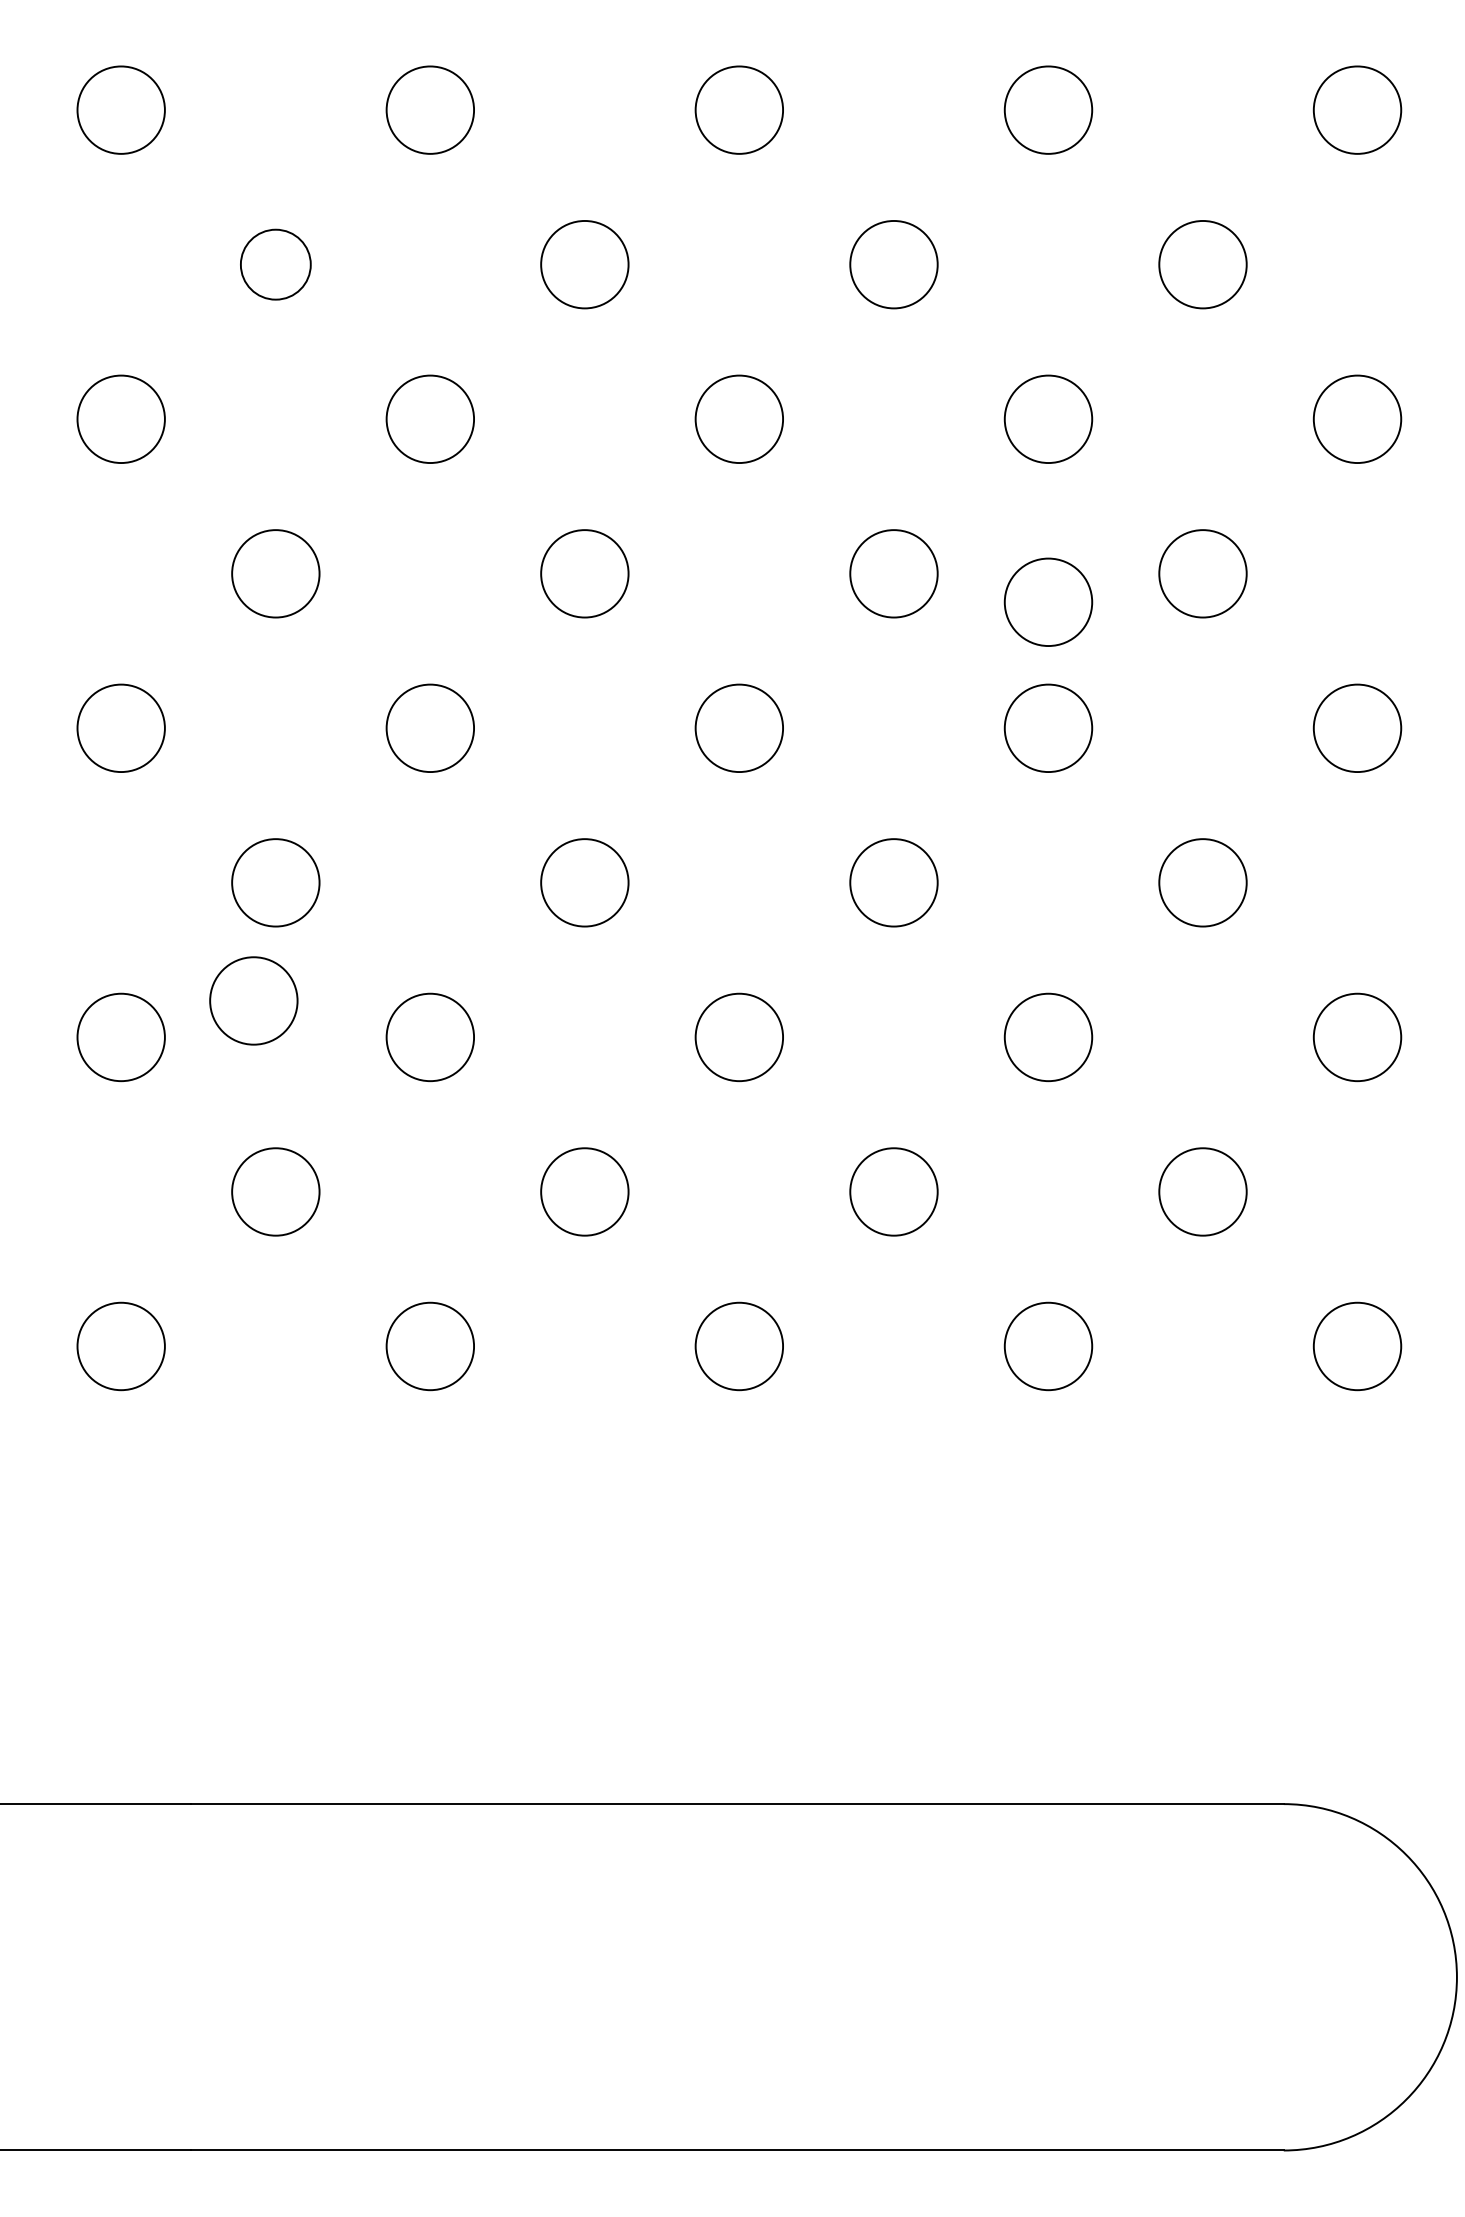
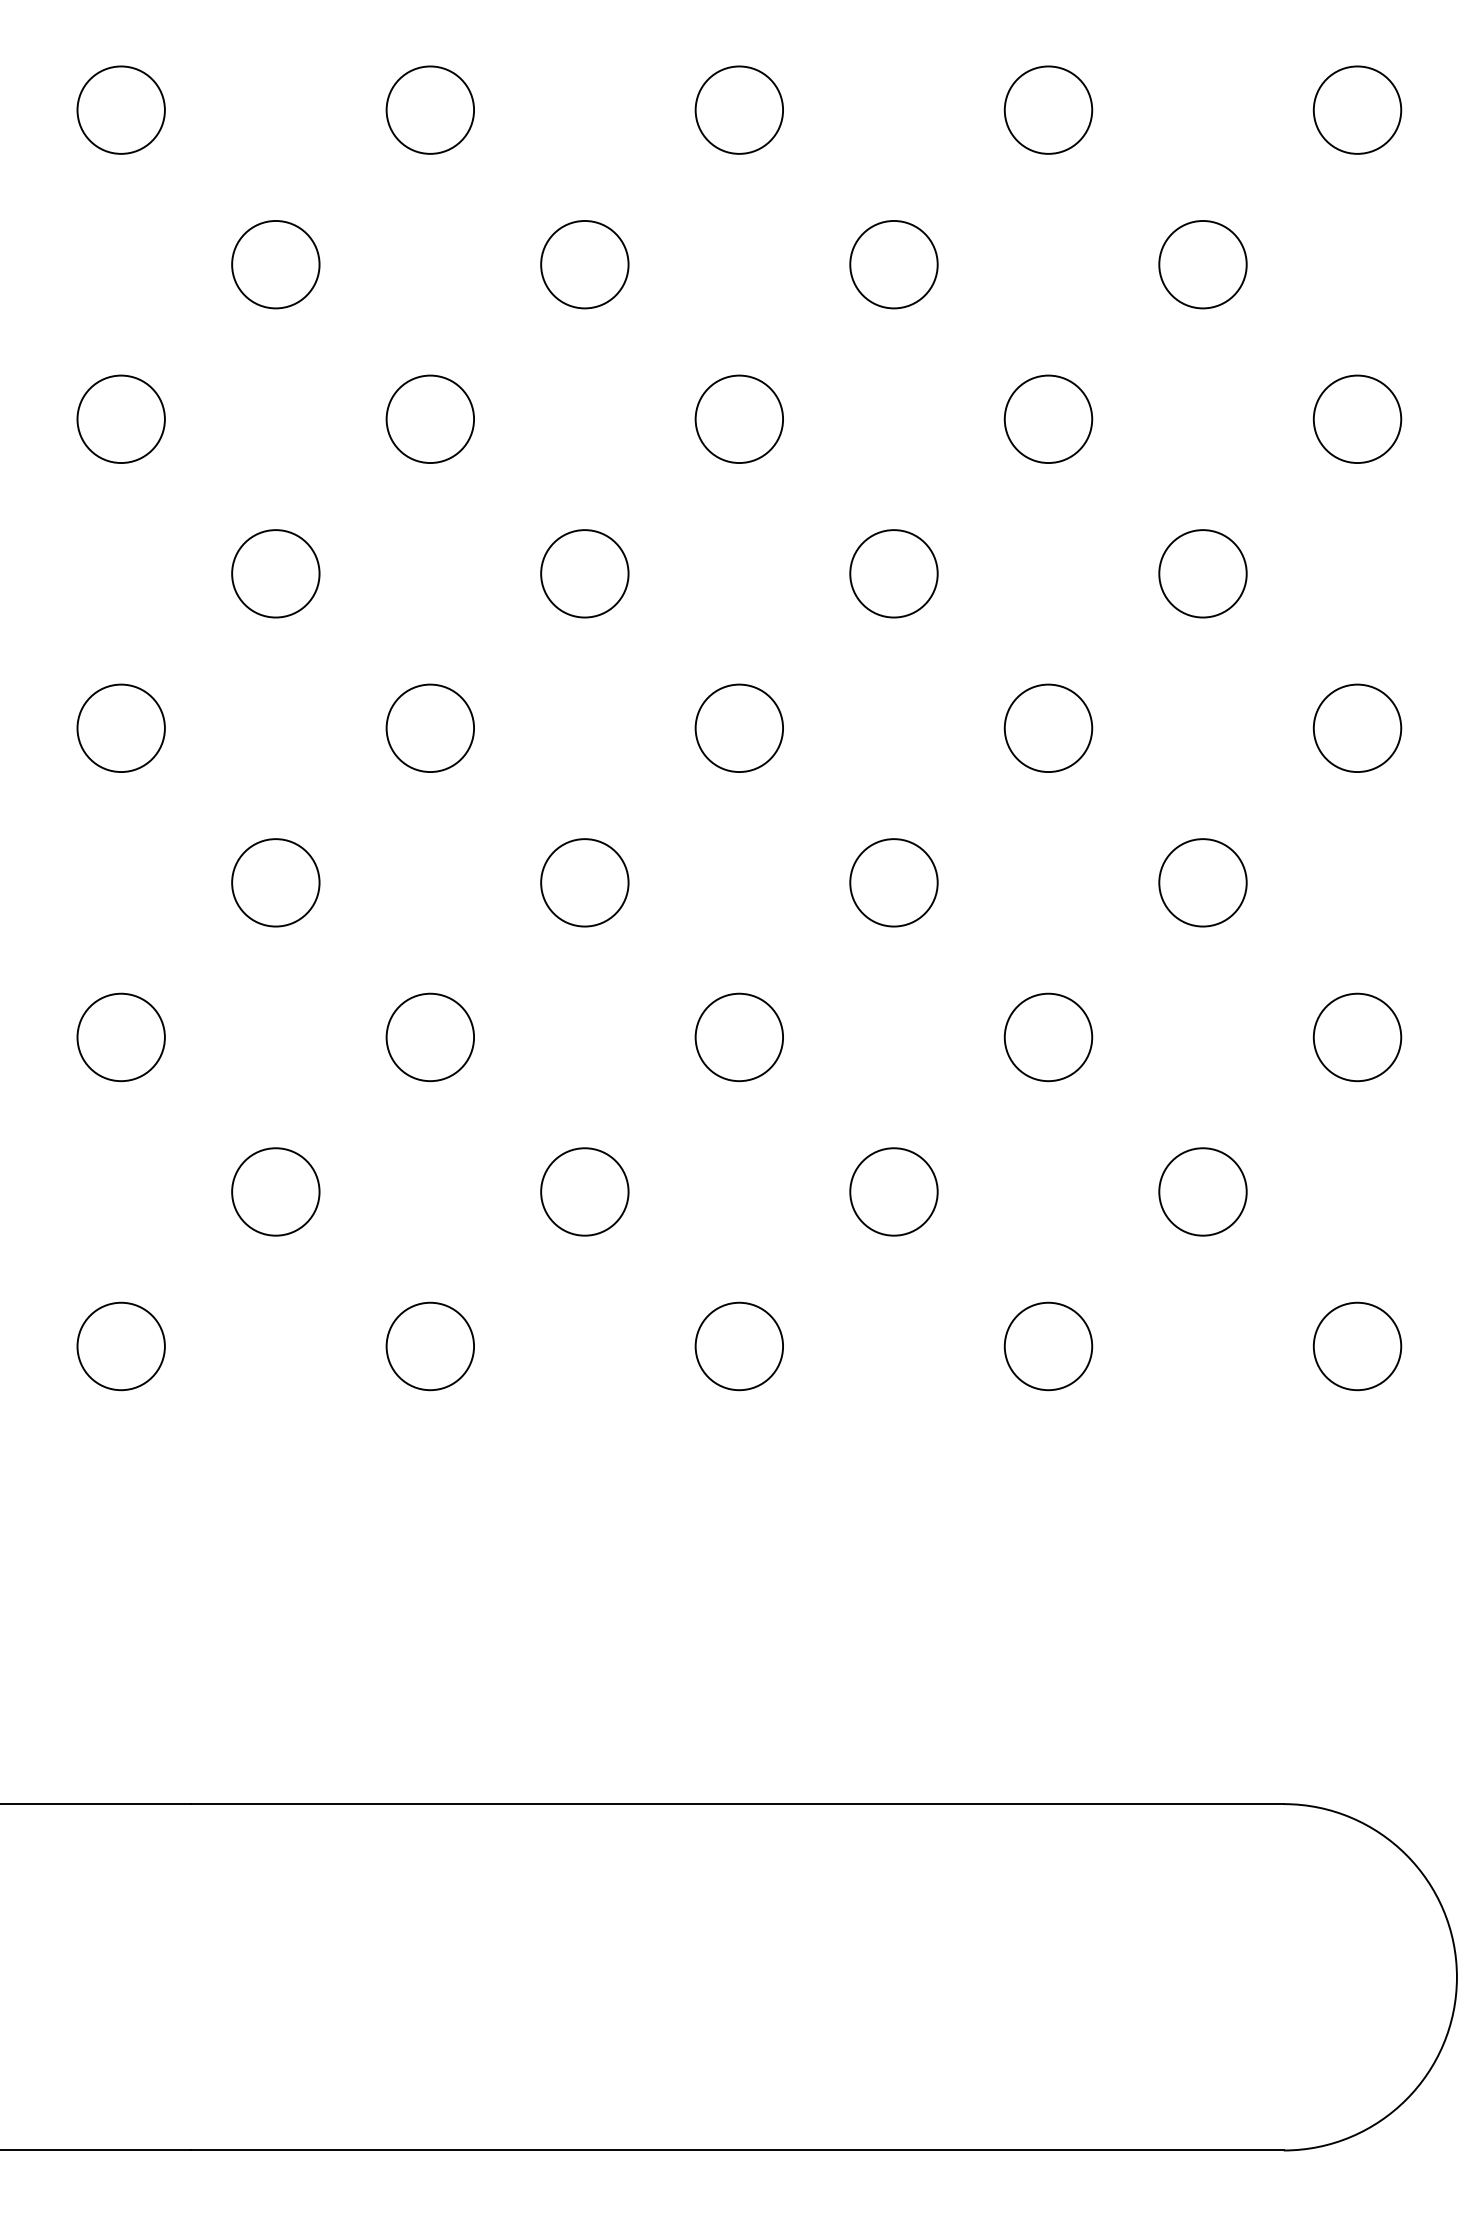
circle diameter: 70 px -> 87 px (275, 264)
circle: present -> none (1048, 601)
circle: present -> none (253, 1000)
